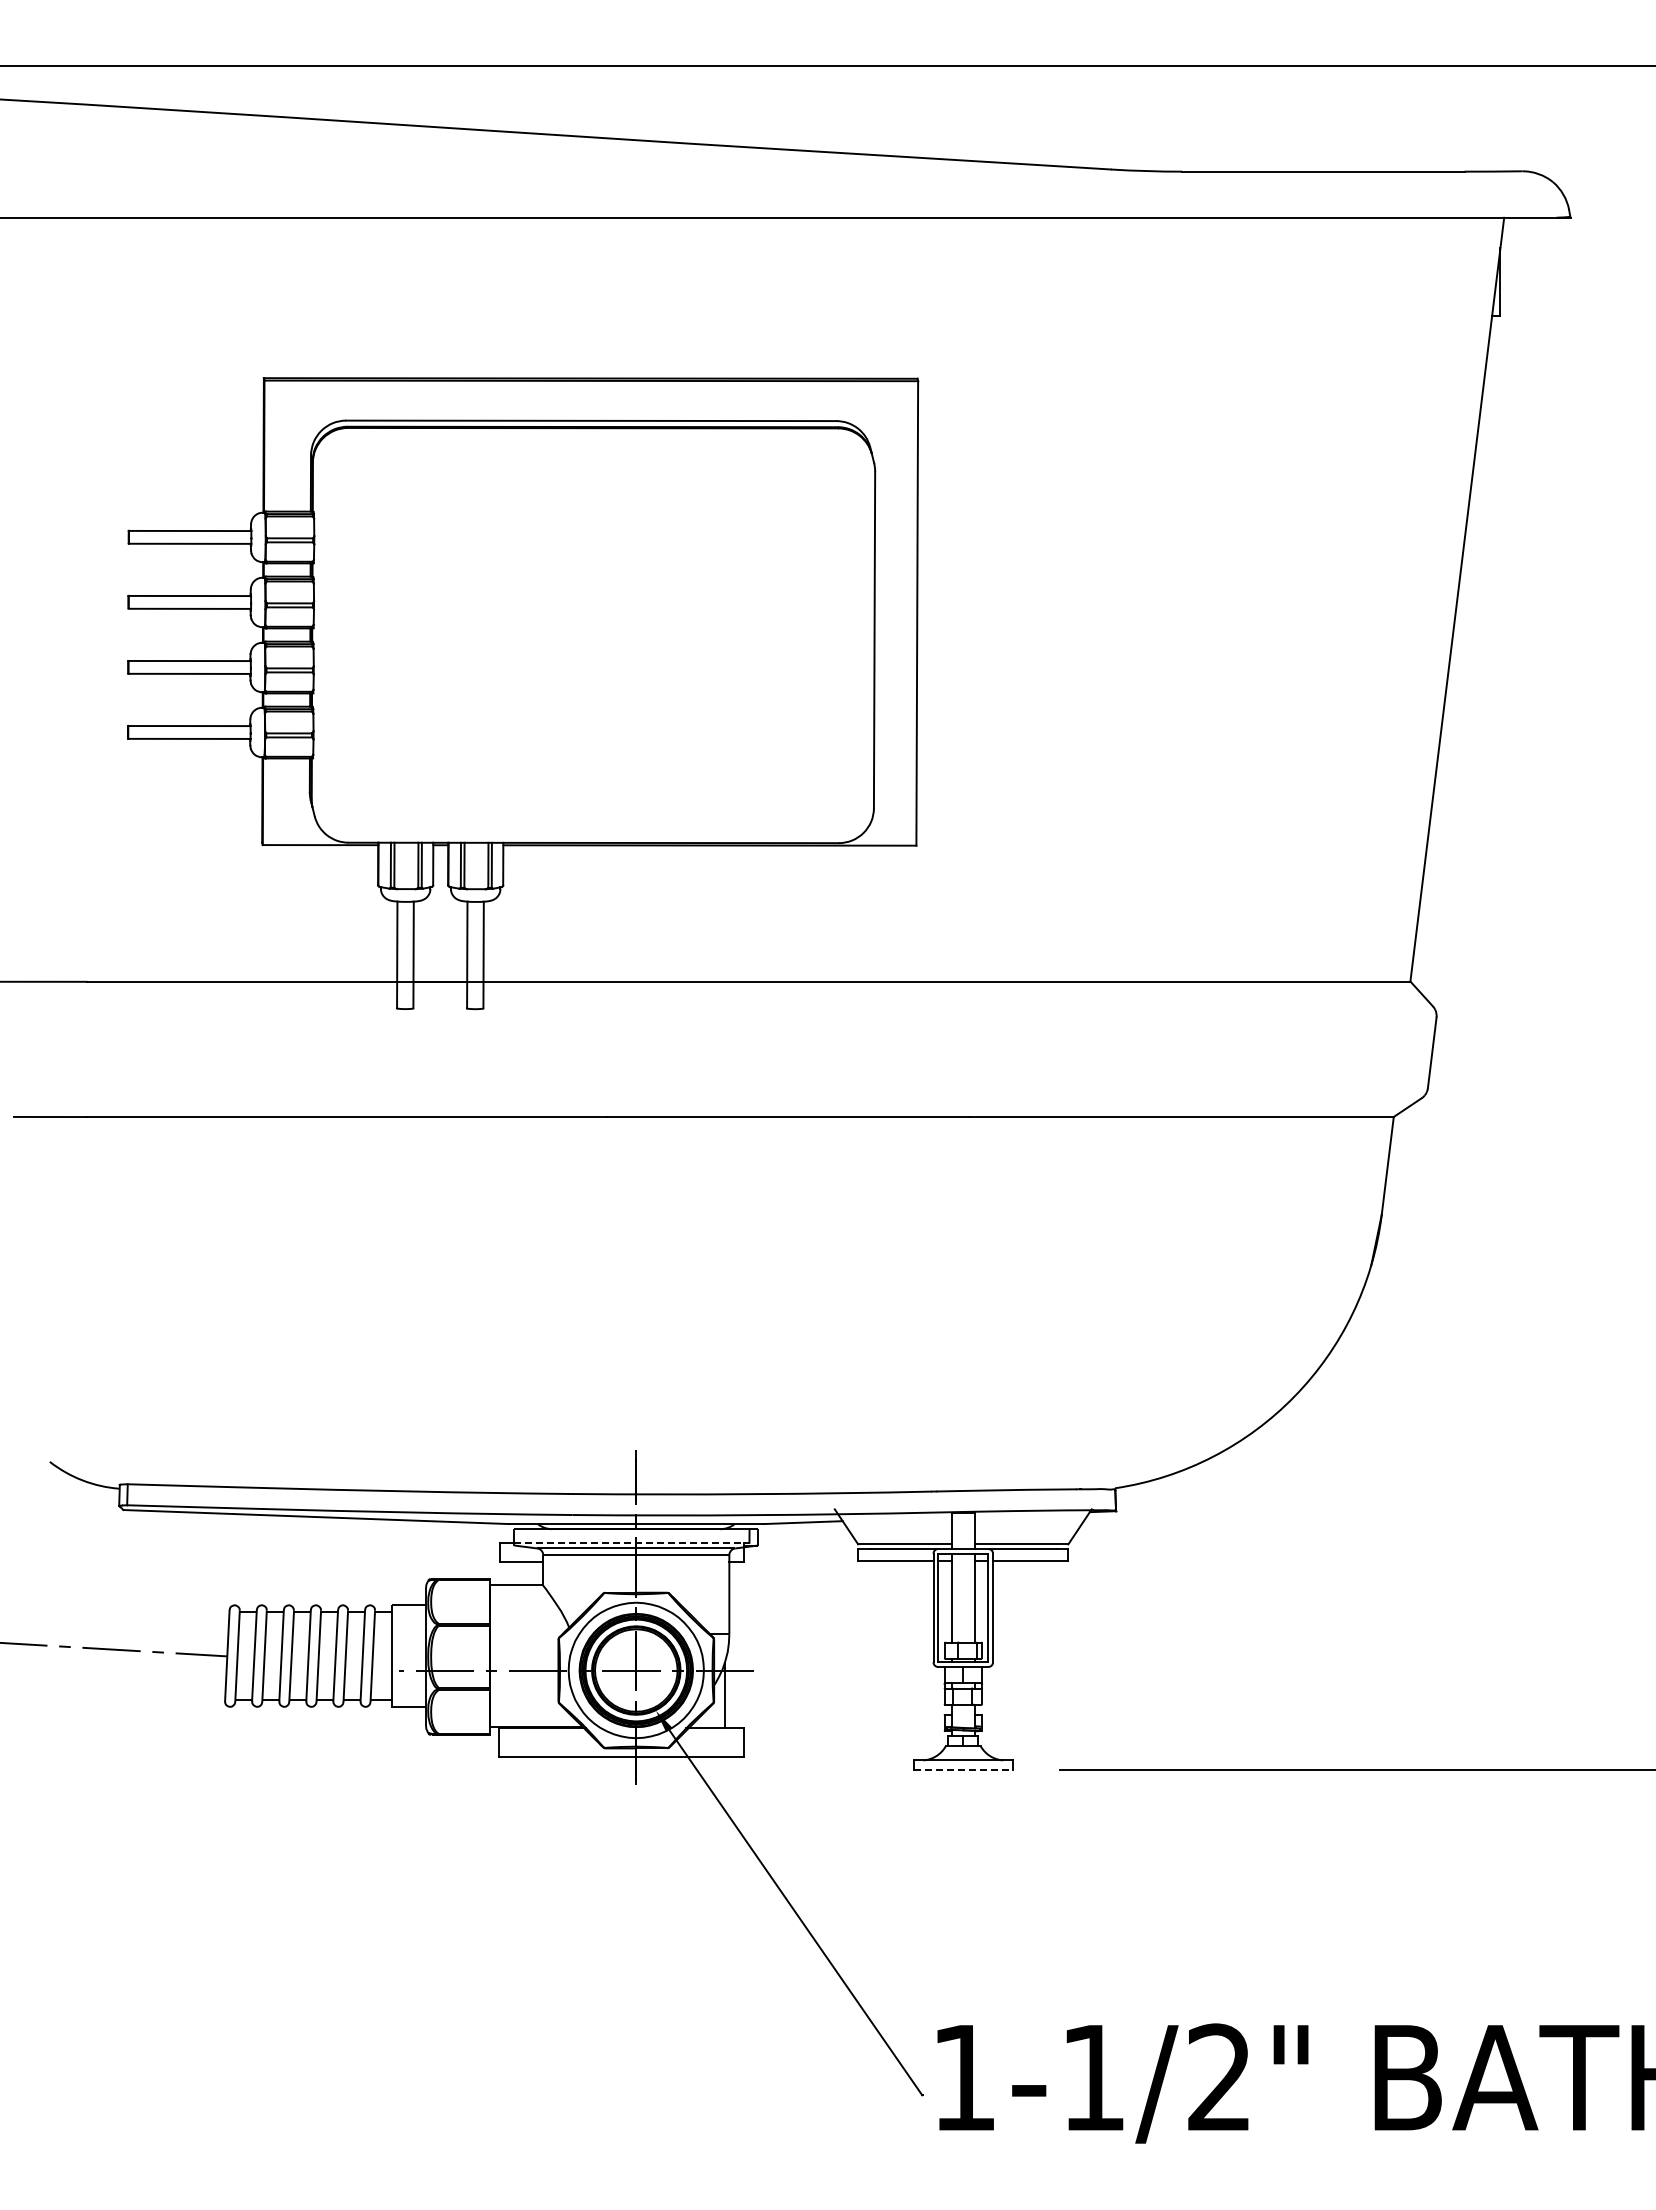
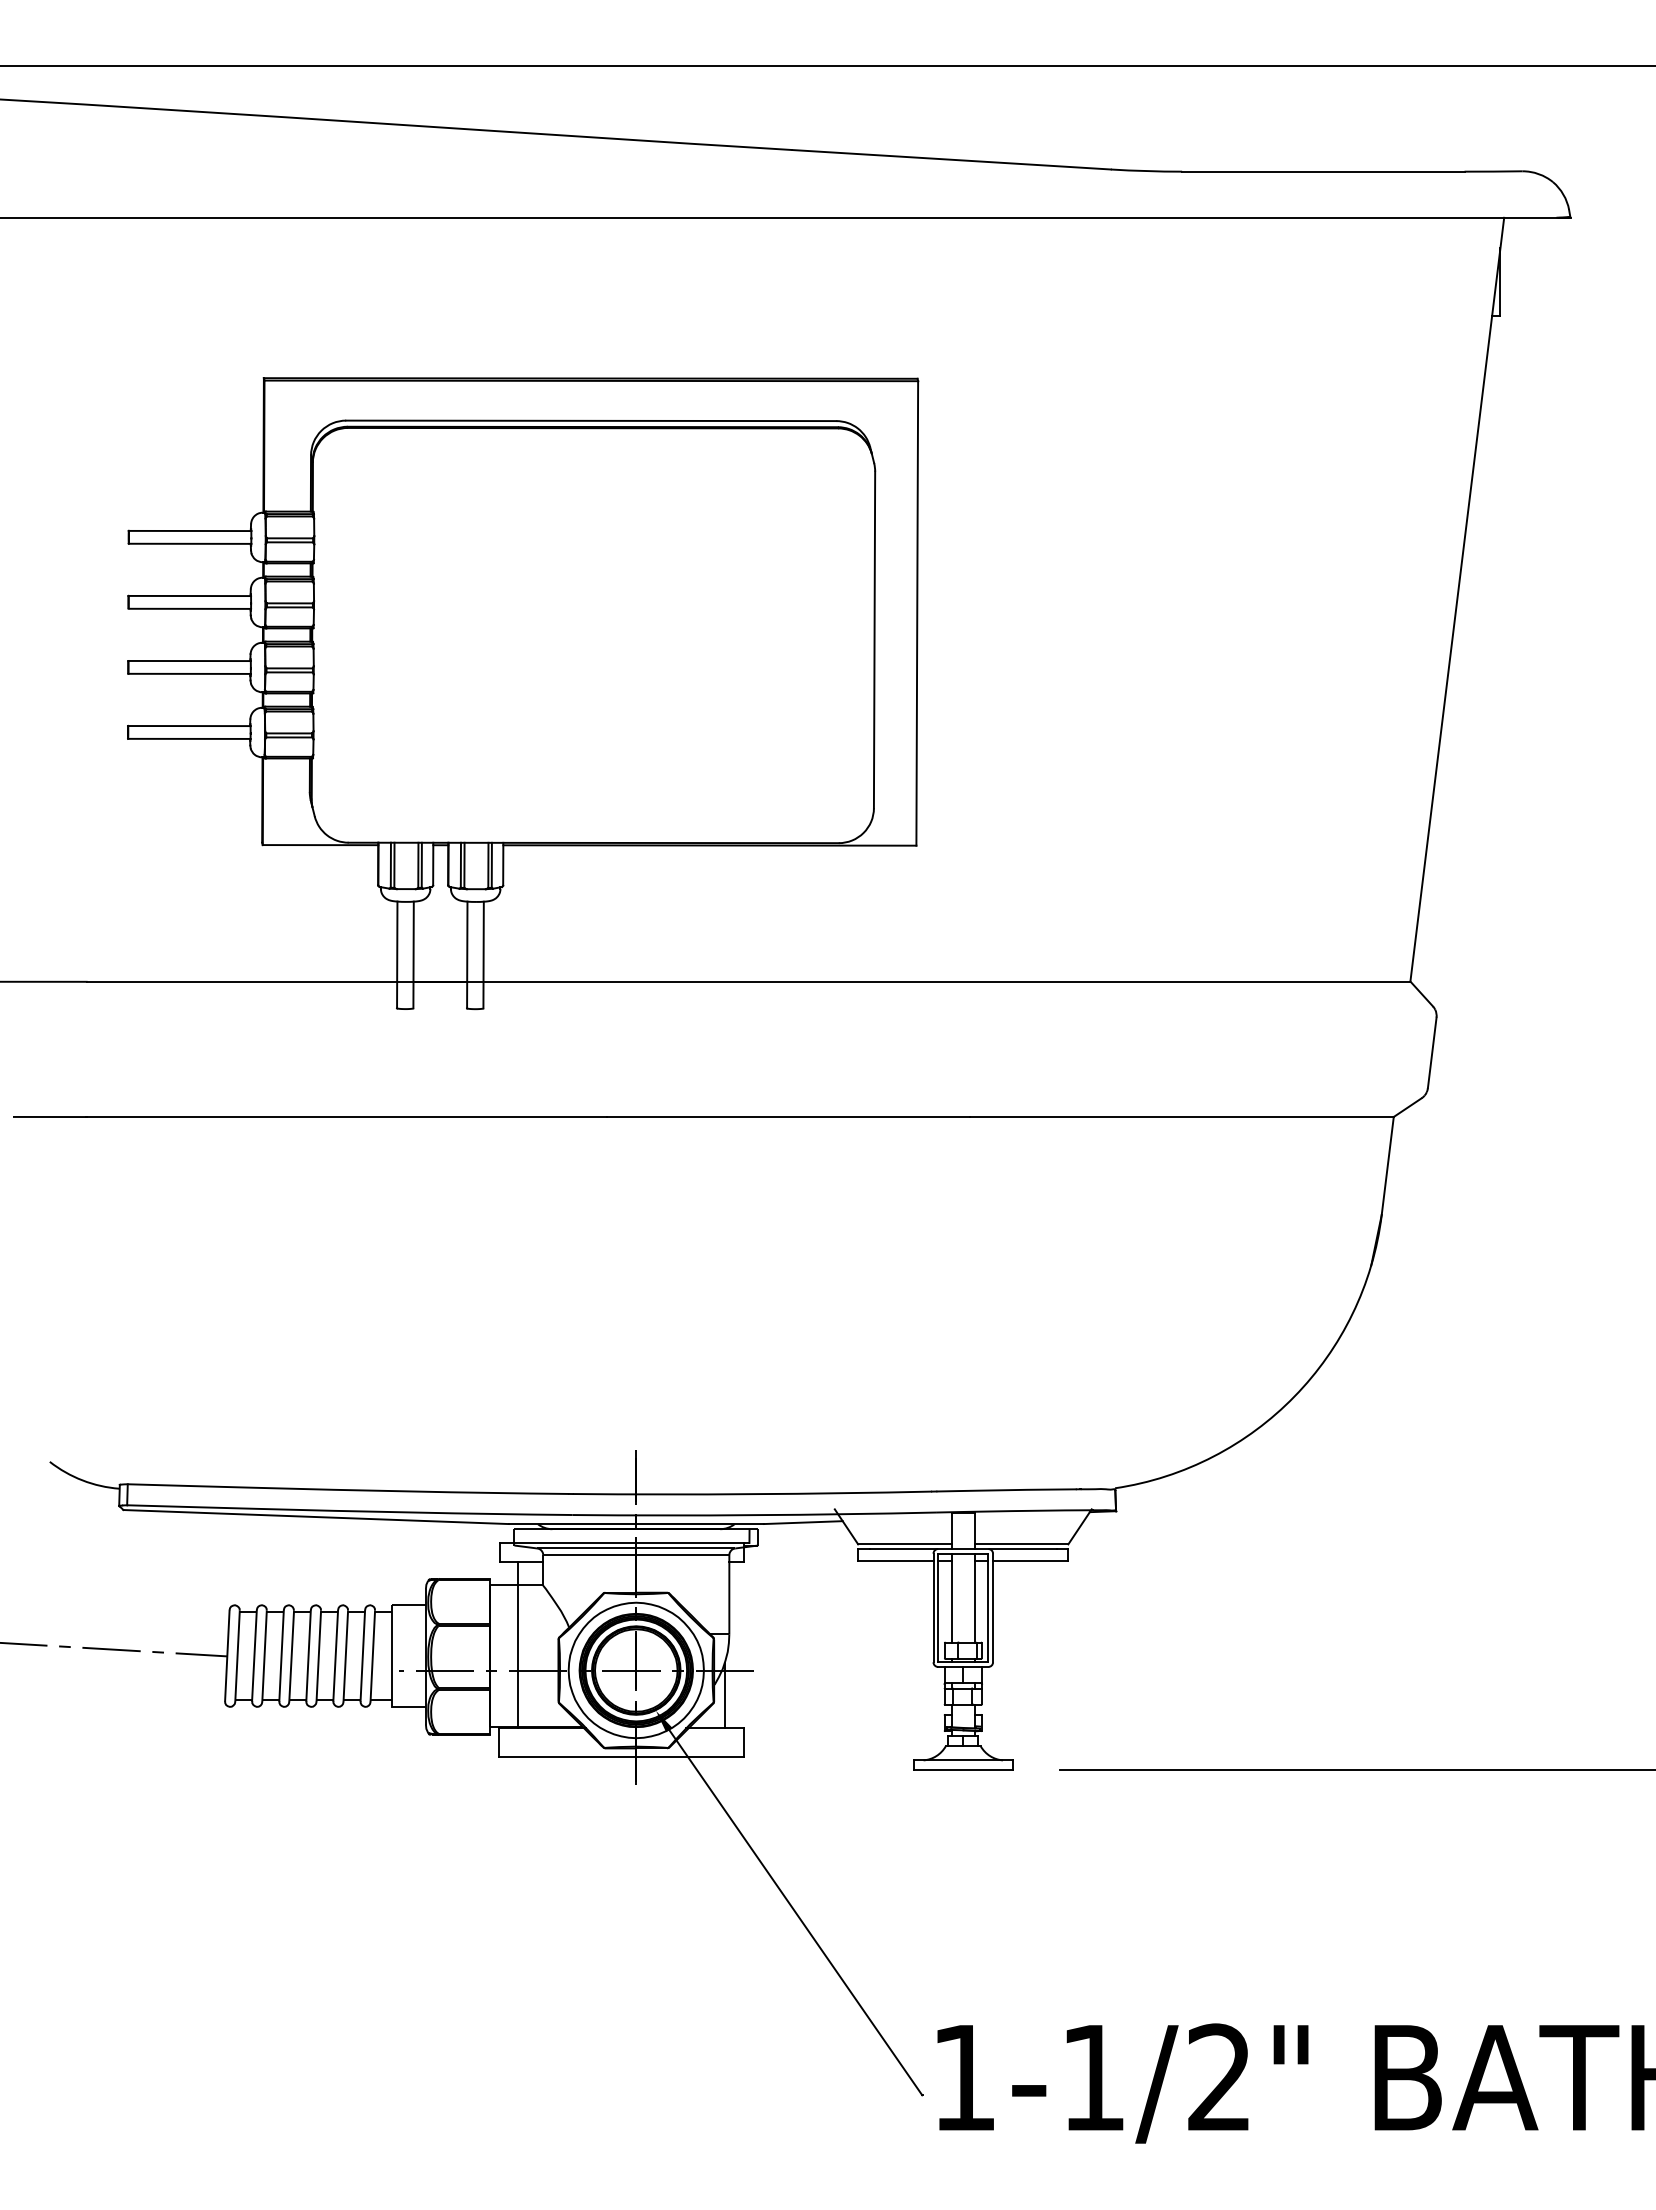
line: dashed -> solid (631, 1542)
line: none -> present (517, 1645)
line: dashed -> solid (963, 1769)
